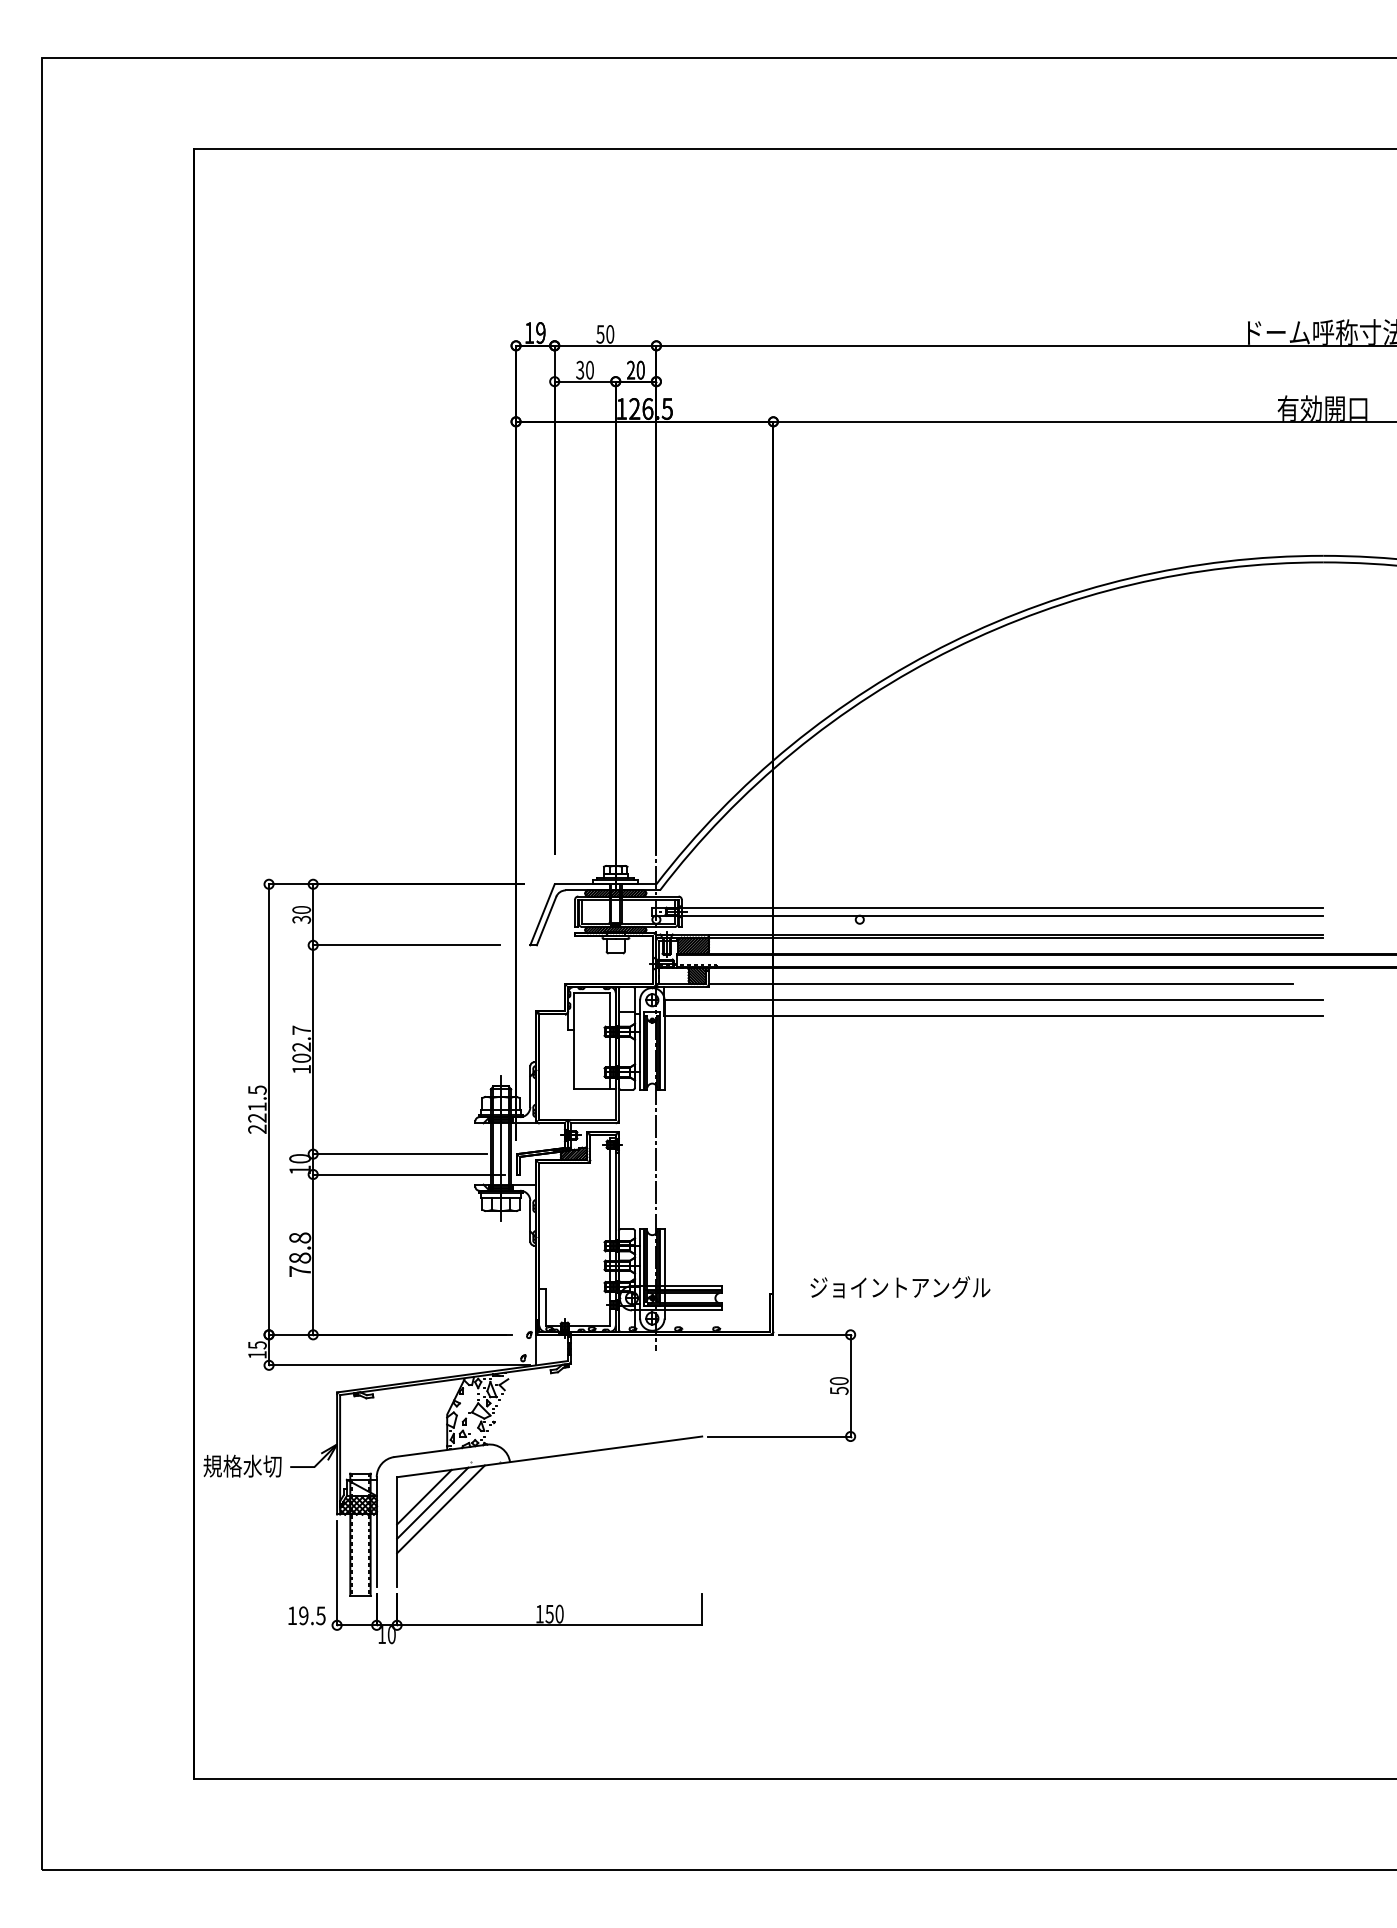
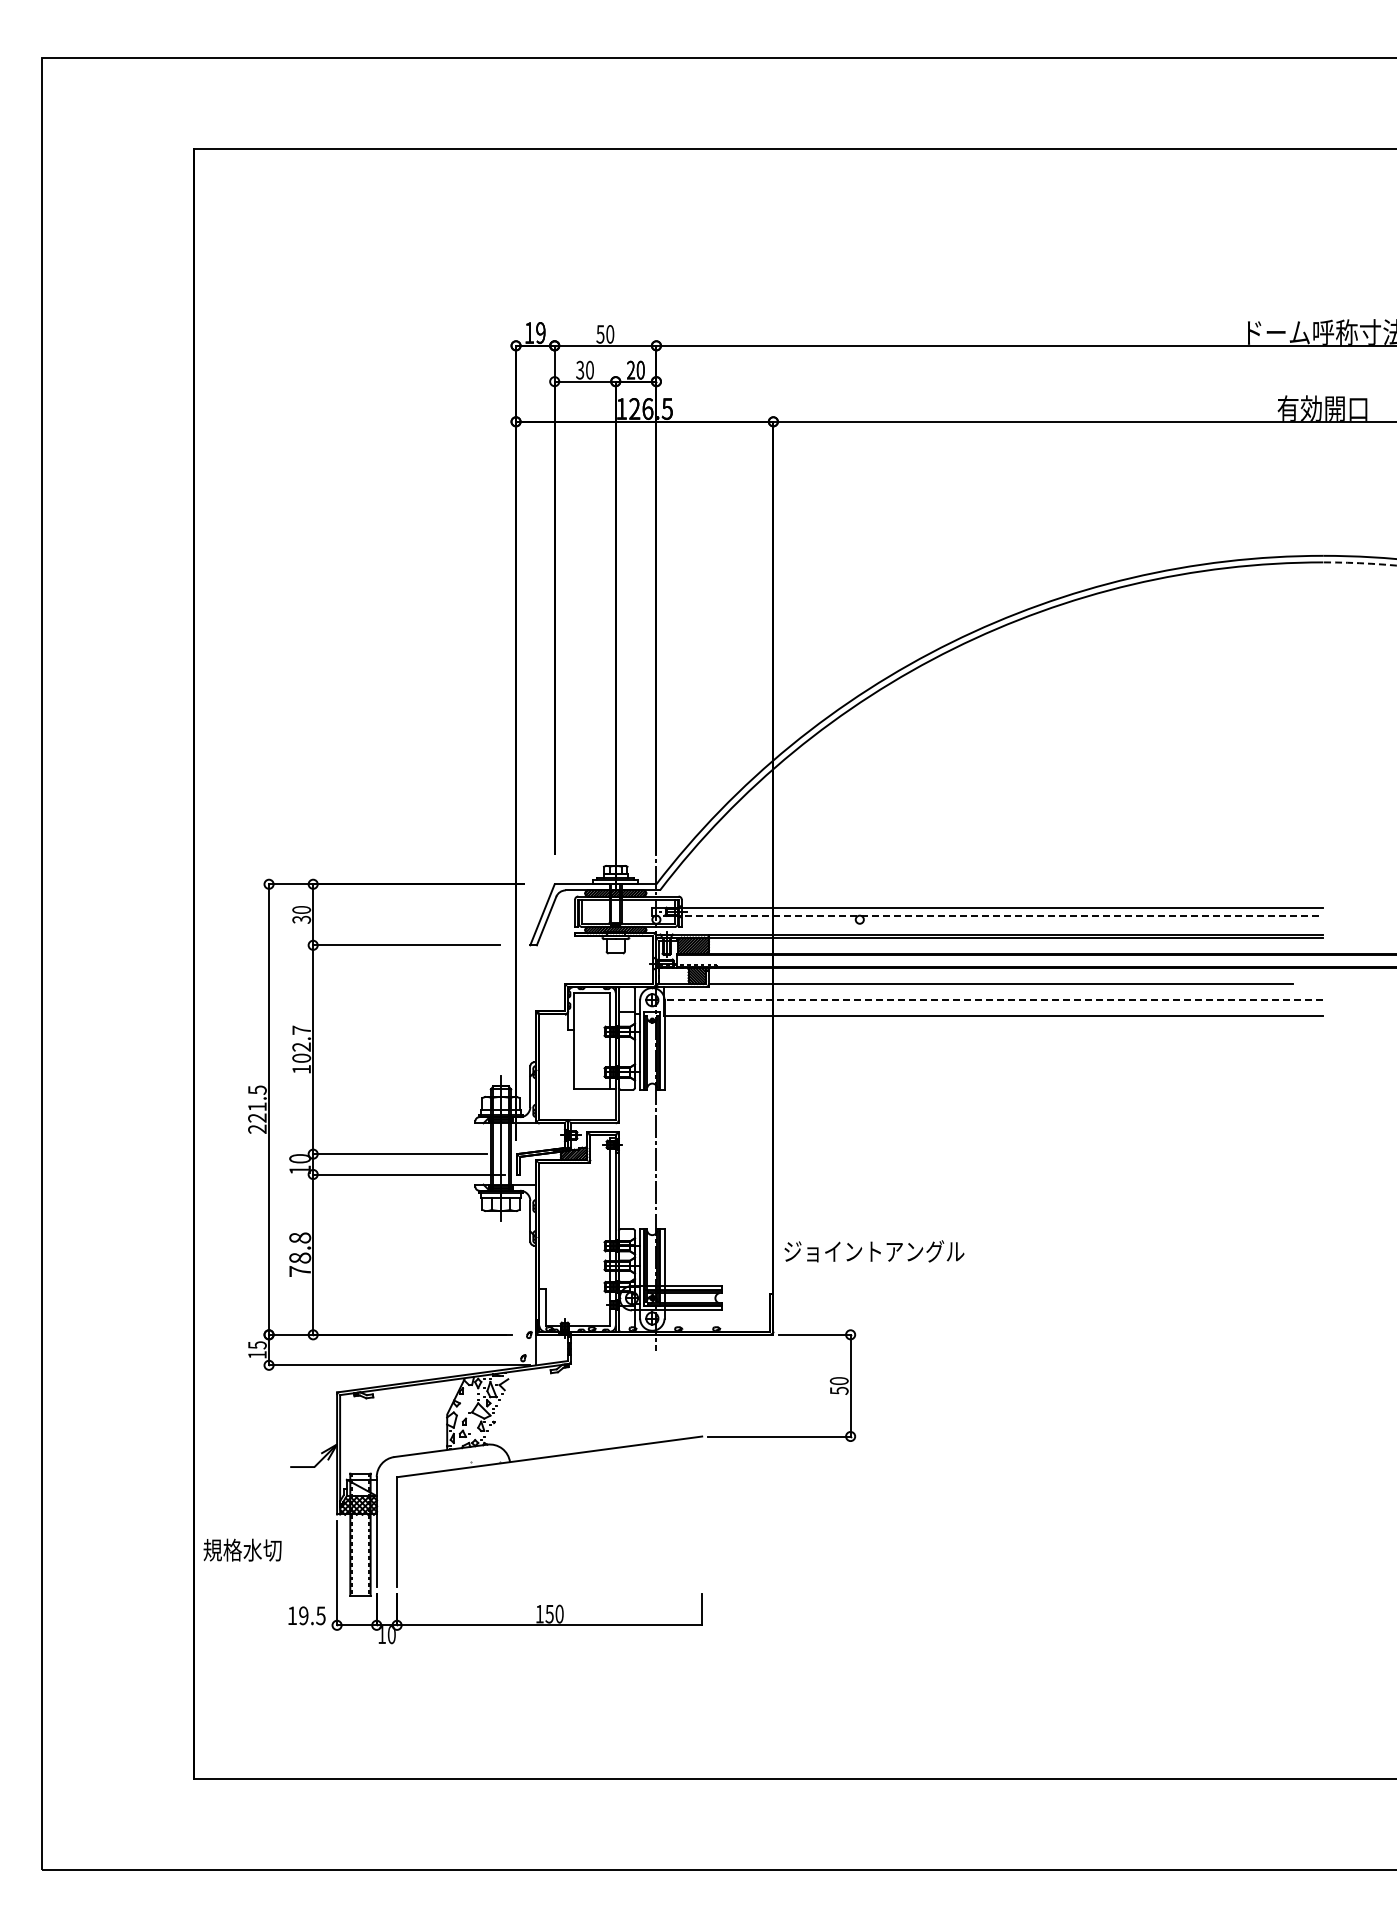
arc: solid -> dashed (1360, 563)
line: solid -> dashed (987, 915)
line: solid -> dashed (993, 999)
text position: (900, 1287) -> (874, 1251) (874, 1251)
text position: (242, 1465) -> (242, 1549) (242, 1549)
line: present -> none (424, 1496)
line: present -> none (432, 1502)
line: present -> none (440, 1509)
